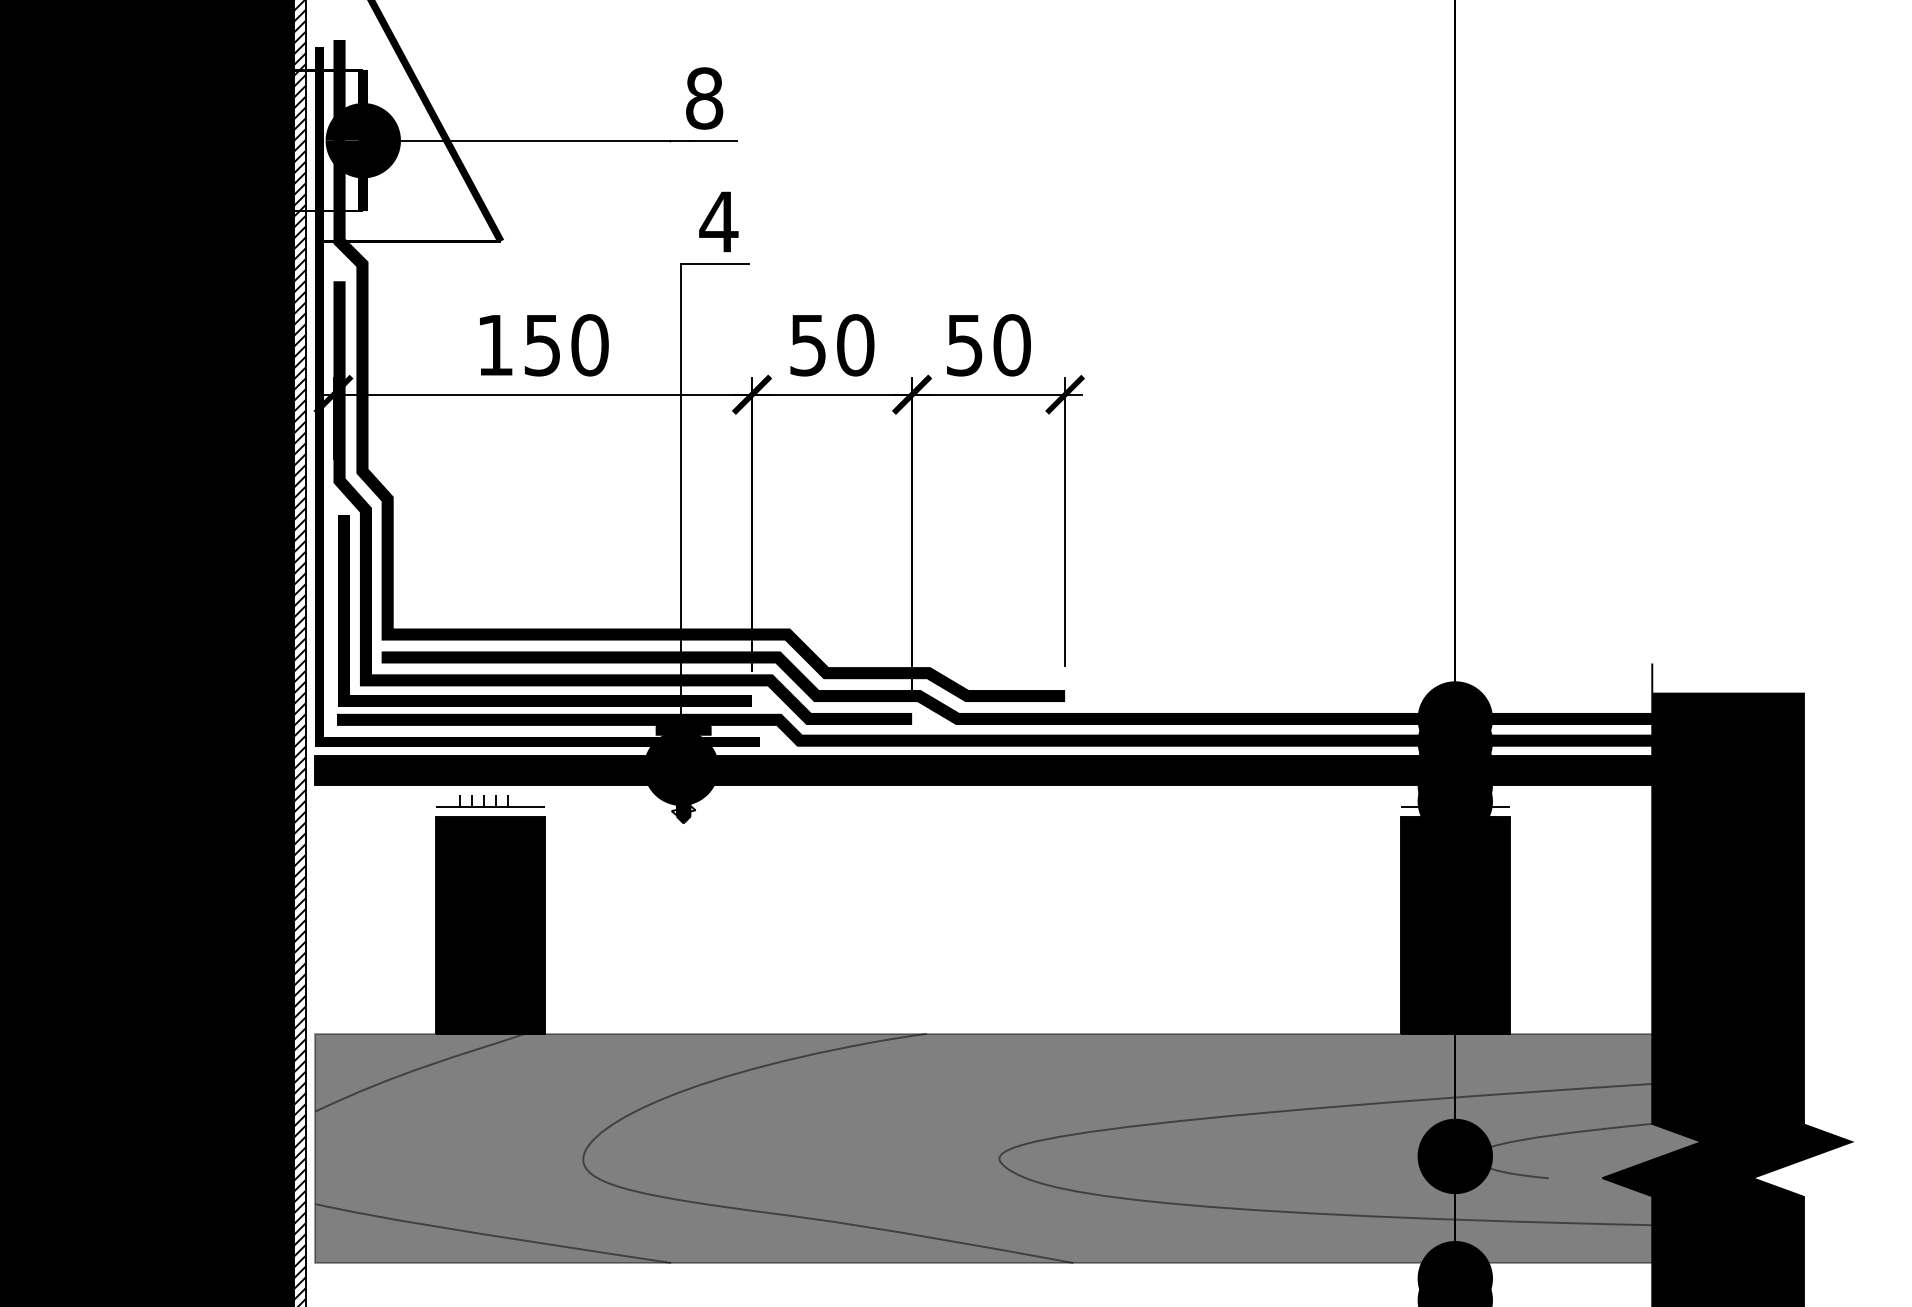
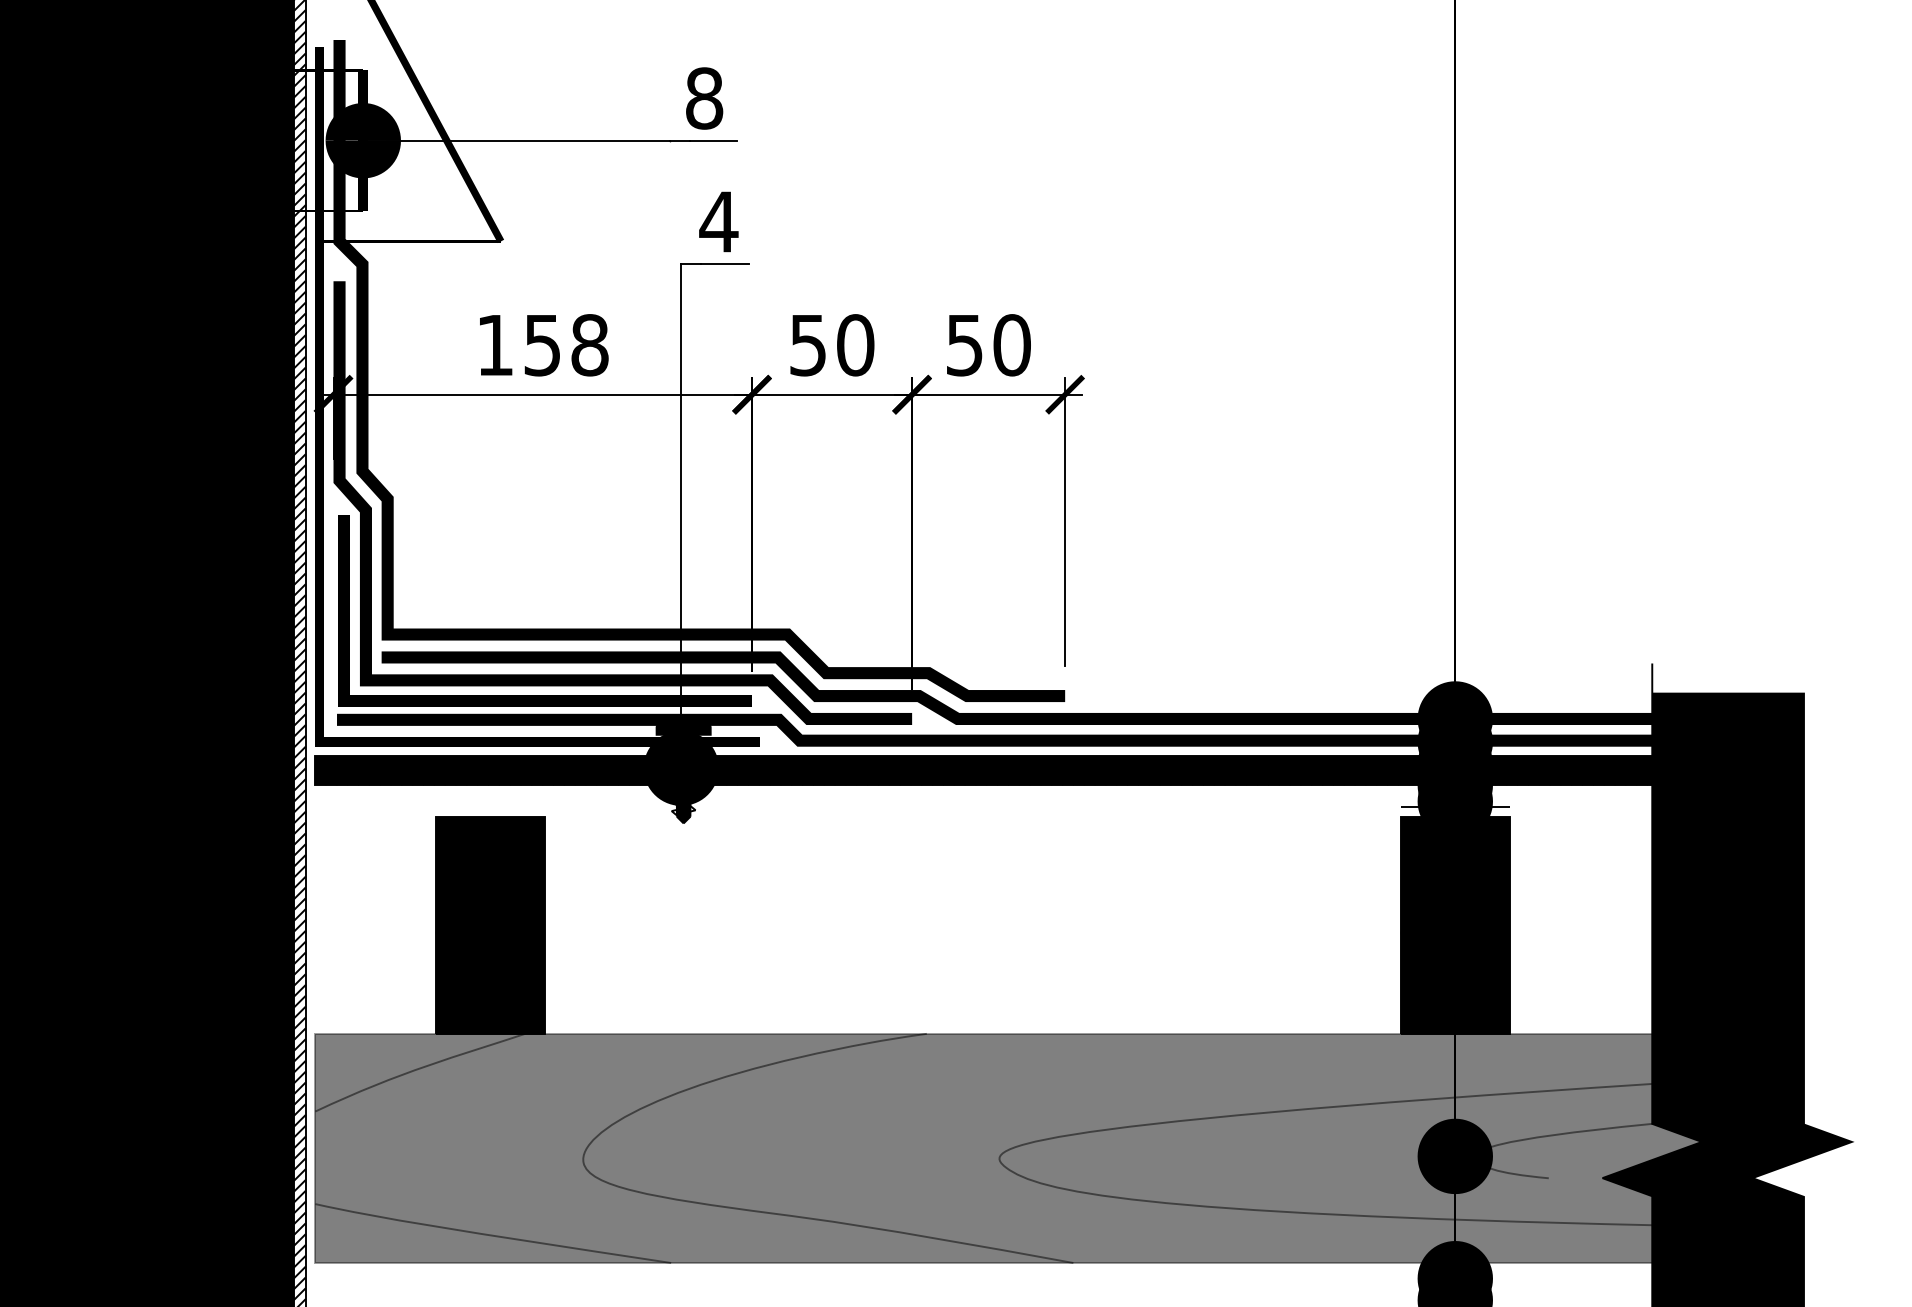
text: 150 -> 158 (589, 345)
part: present -> none (490, 801)
